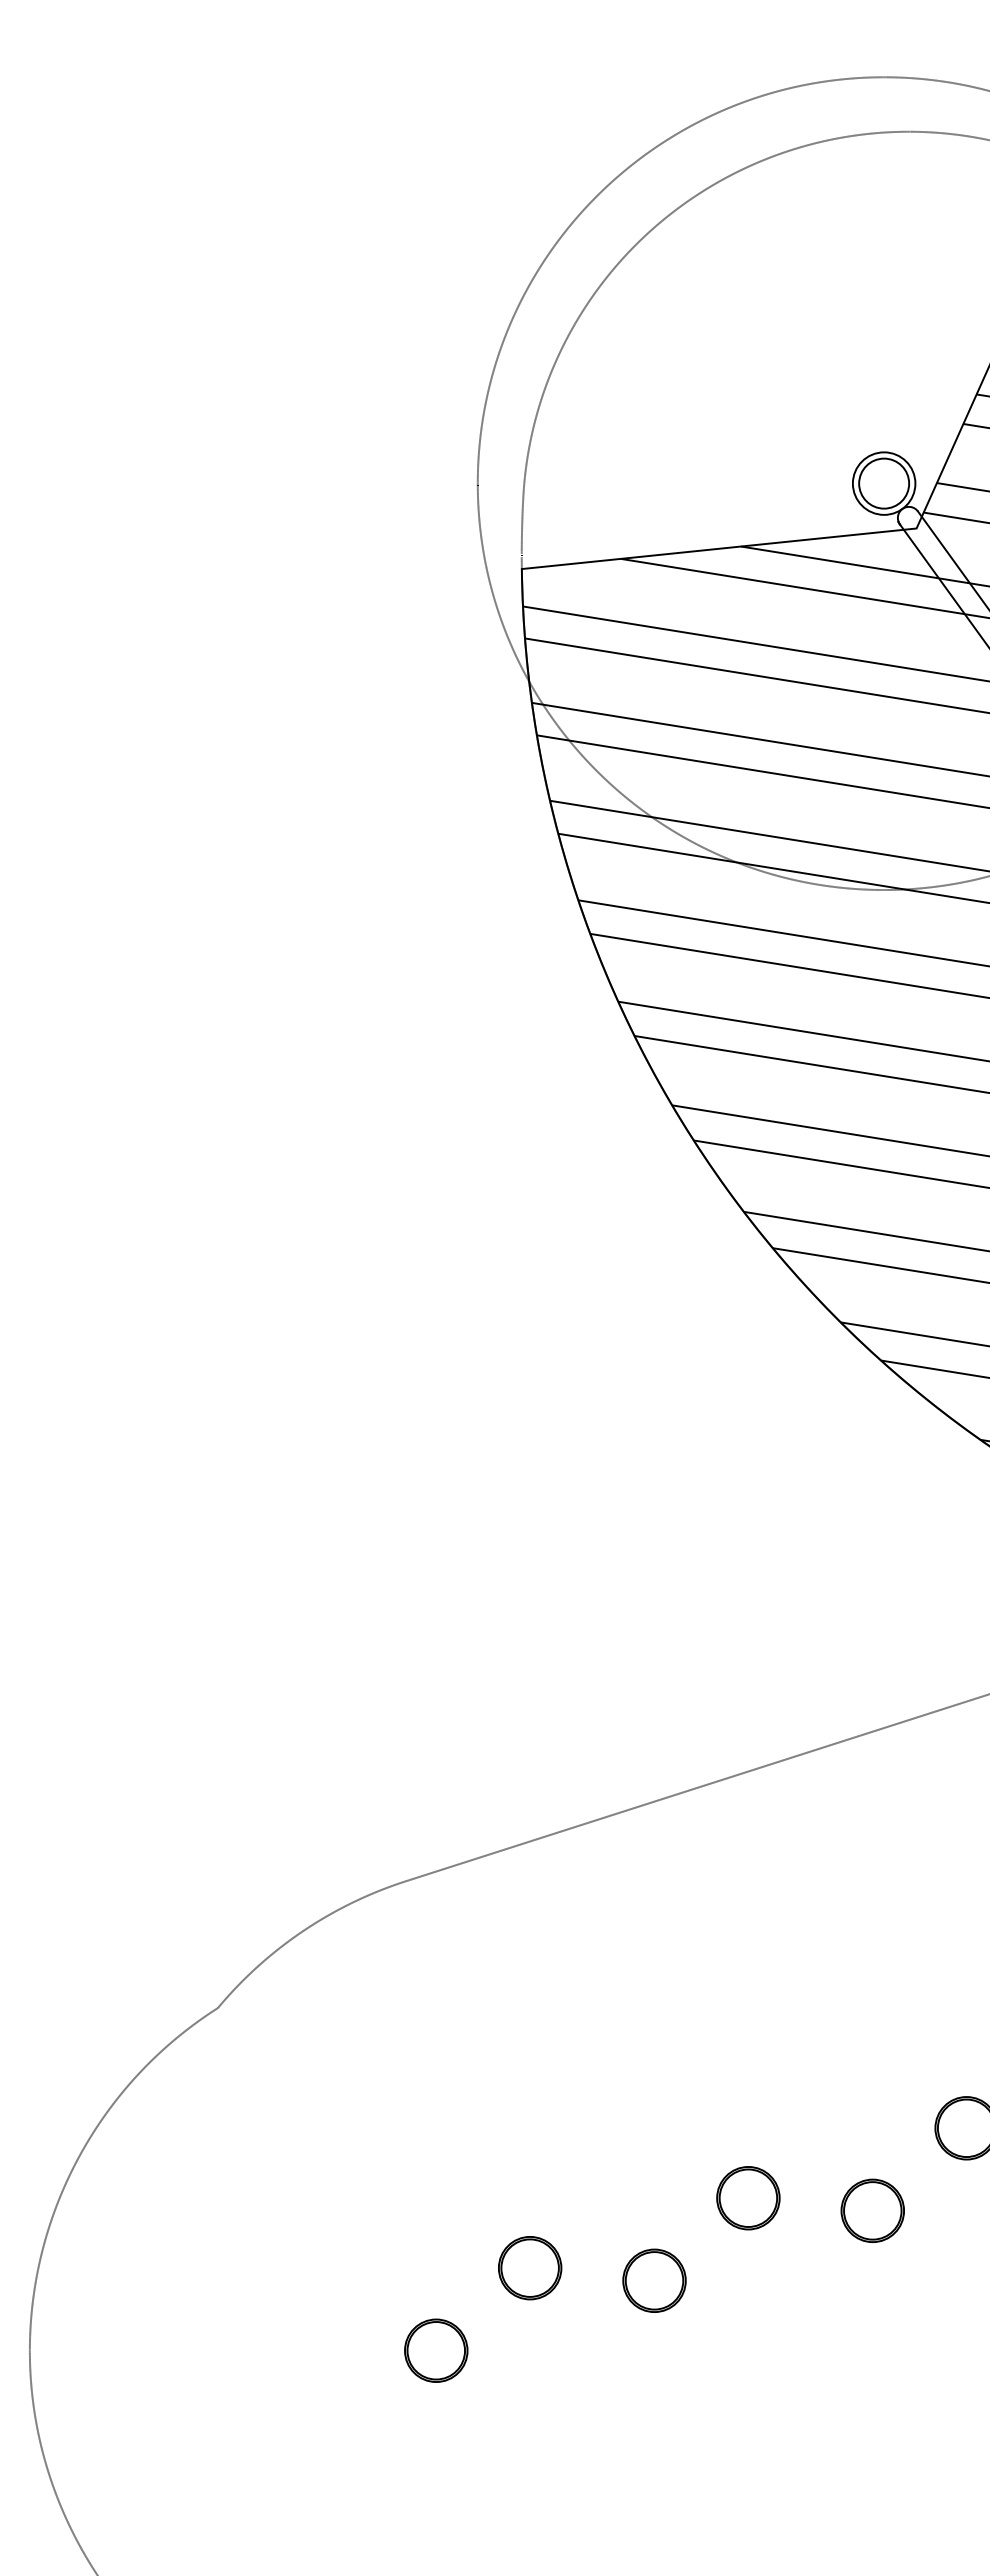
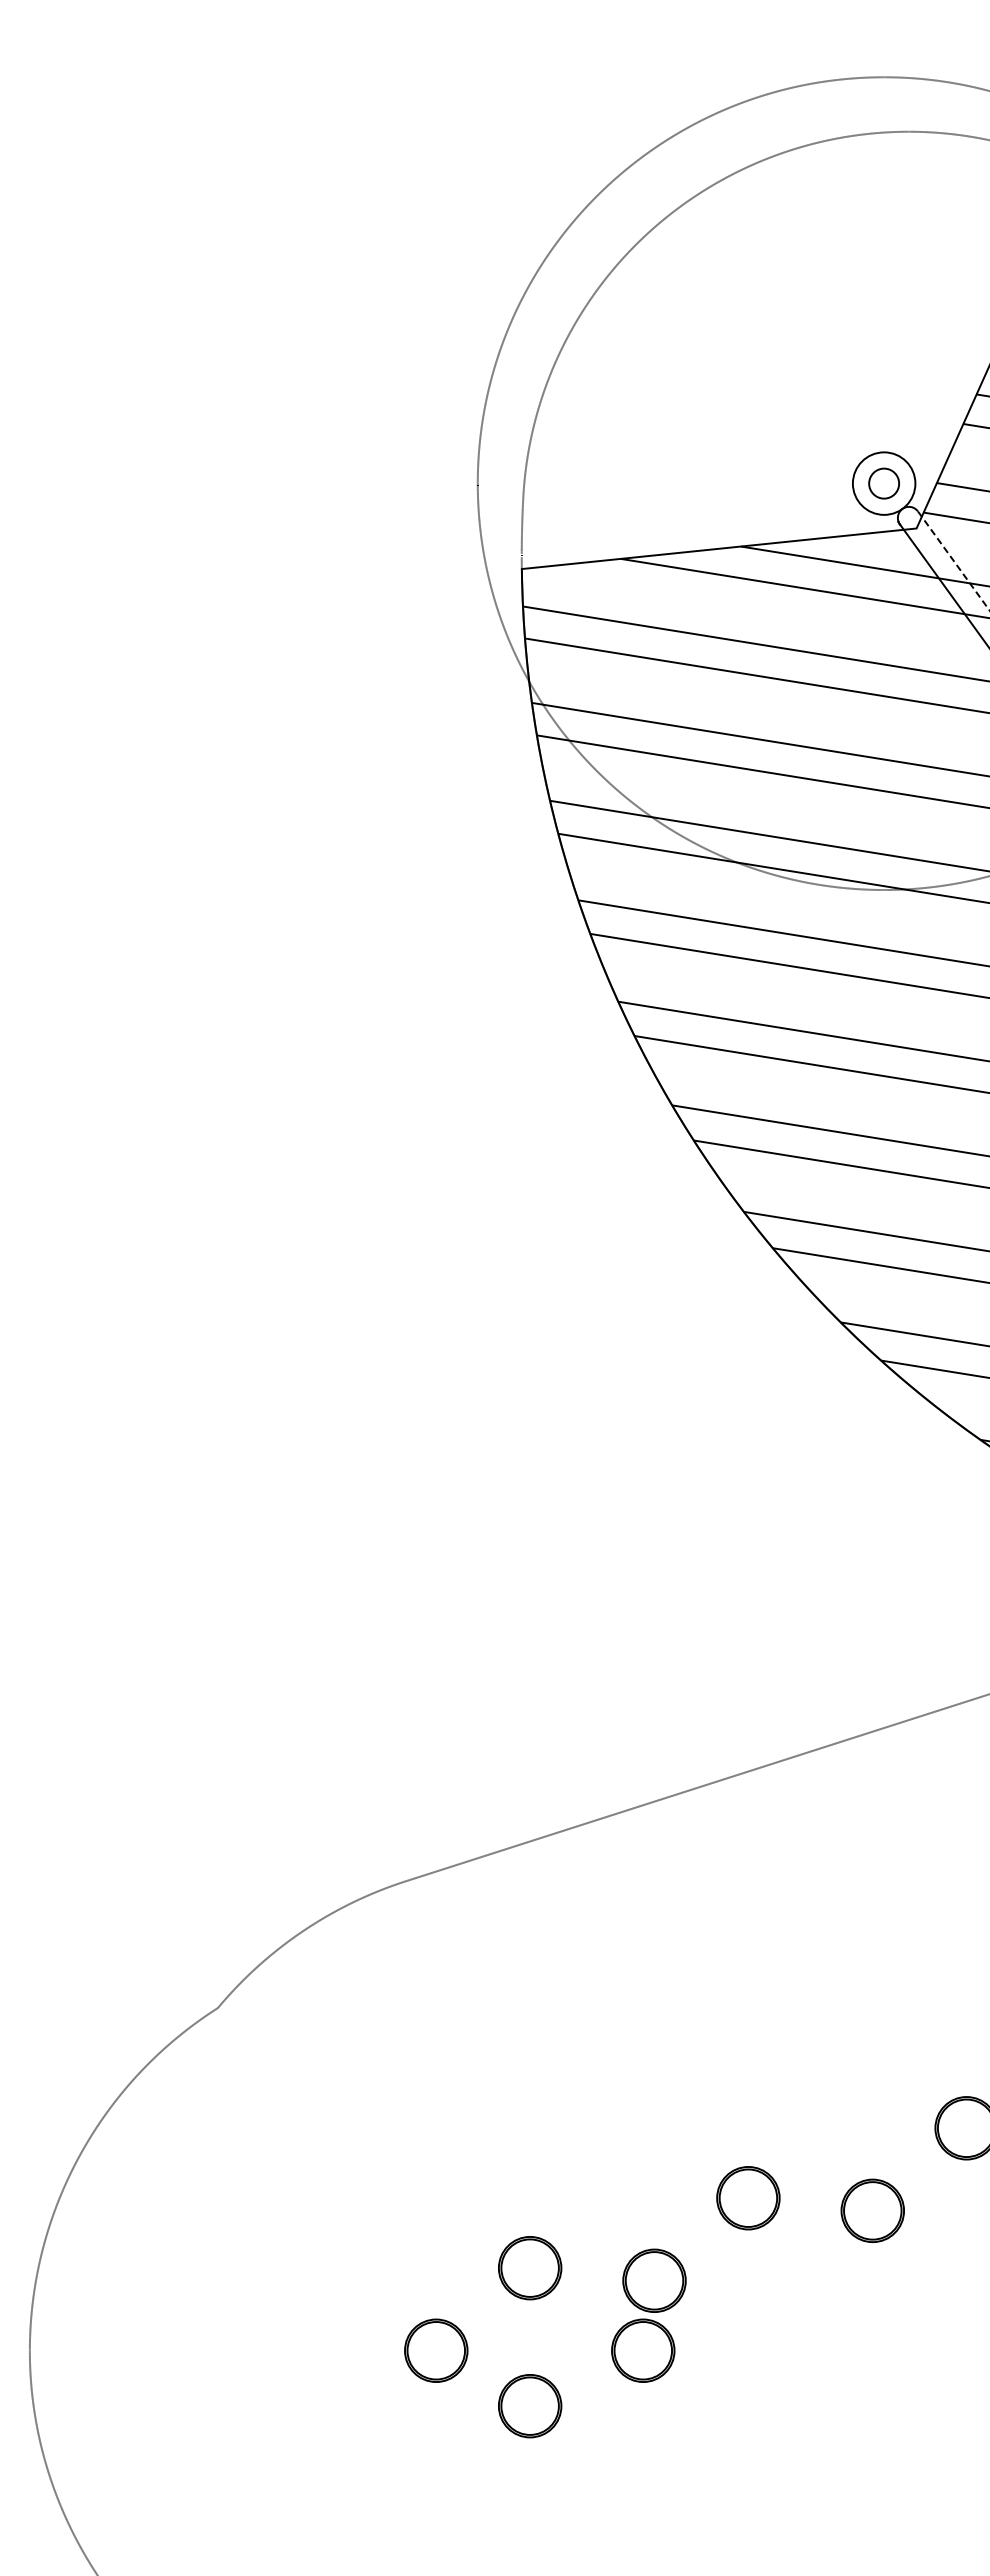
circle diameter: 50 px -> 30 px (884, 483)
line: solid -> dashed (953, 560)
part: none -> present (643, 2350)
part: none -> present (530, 2406)
